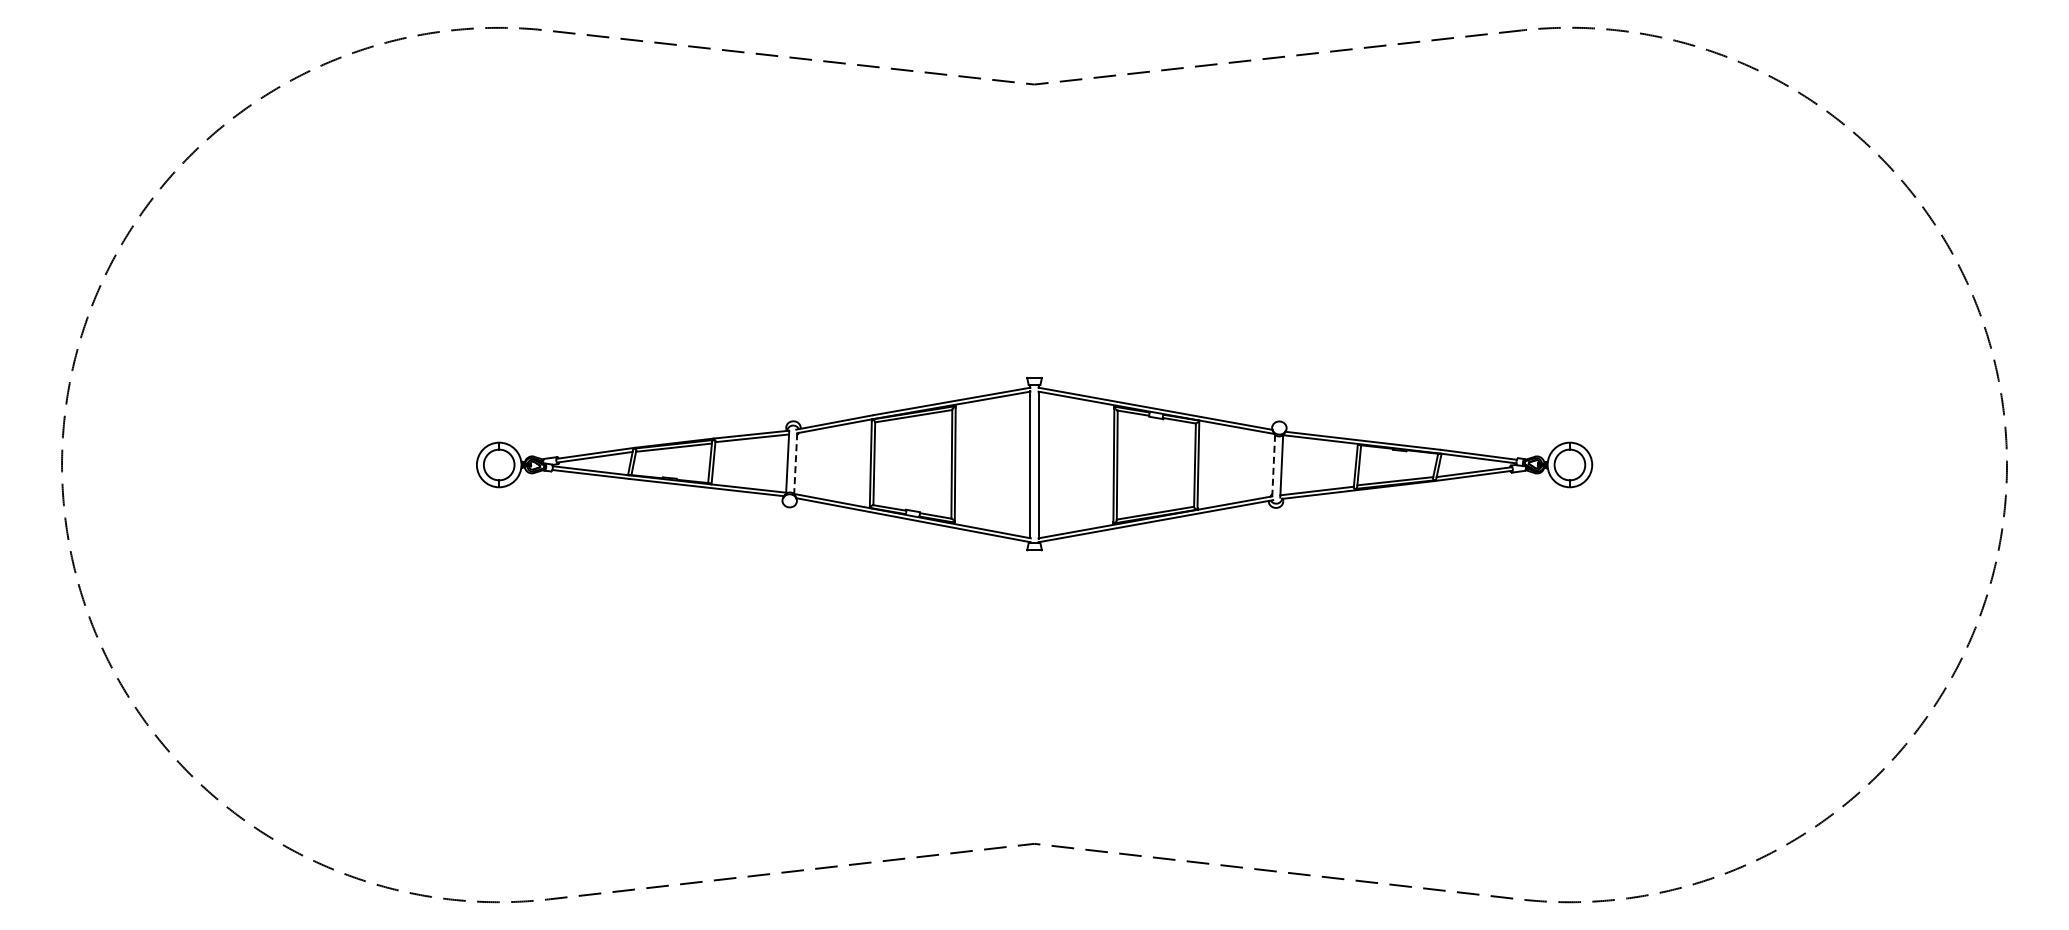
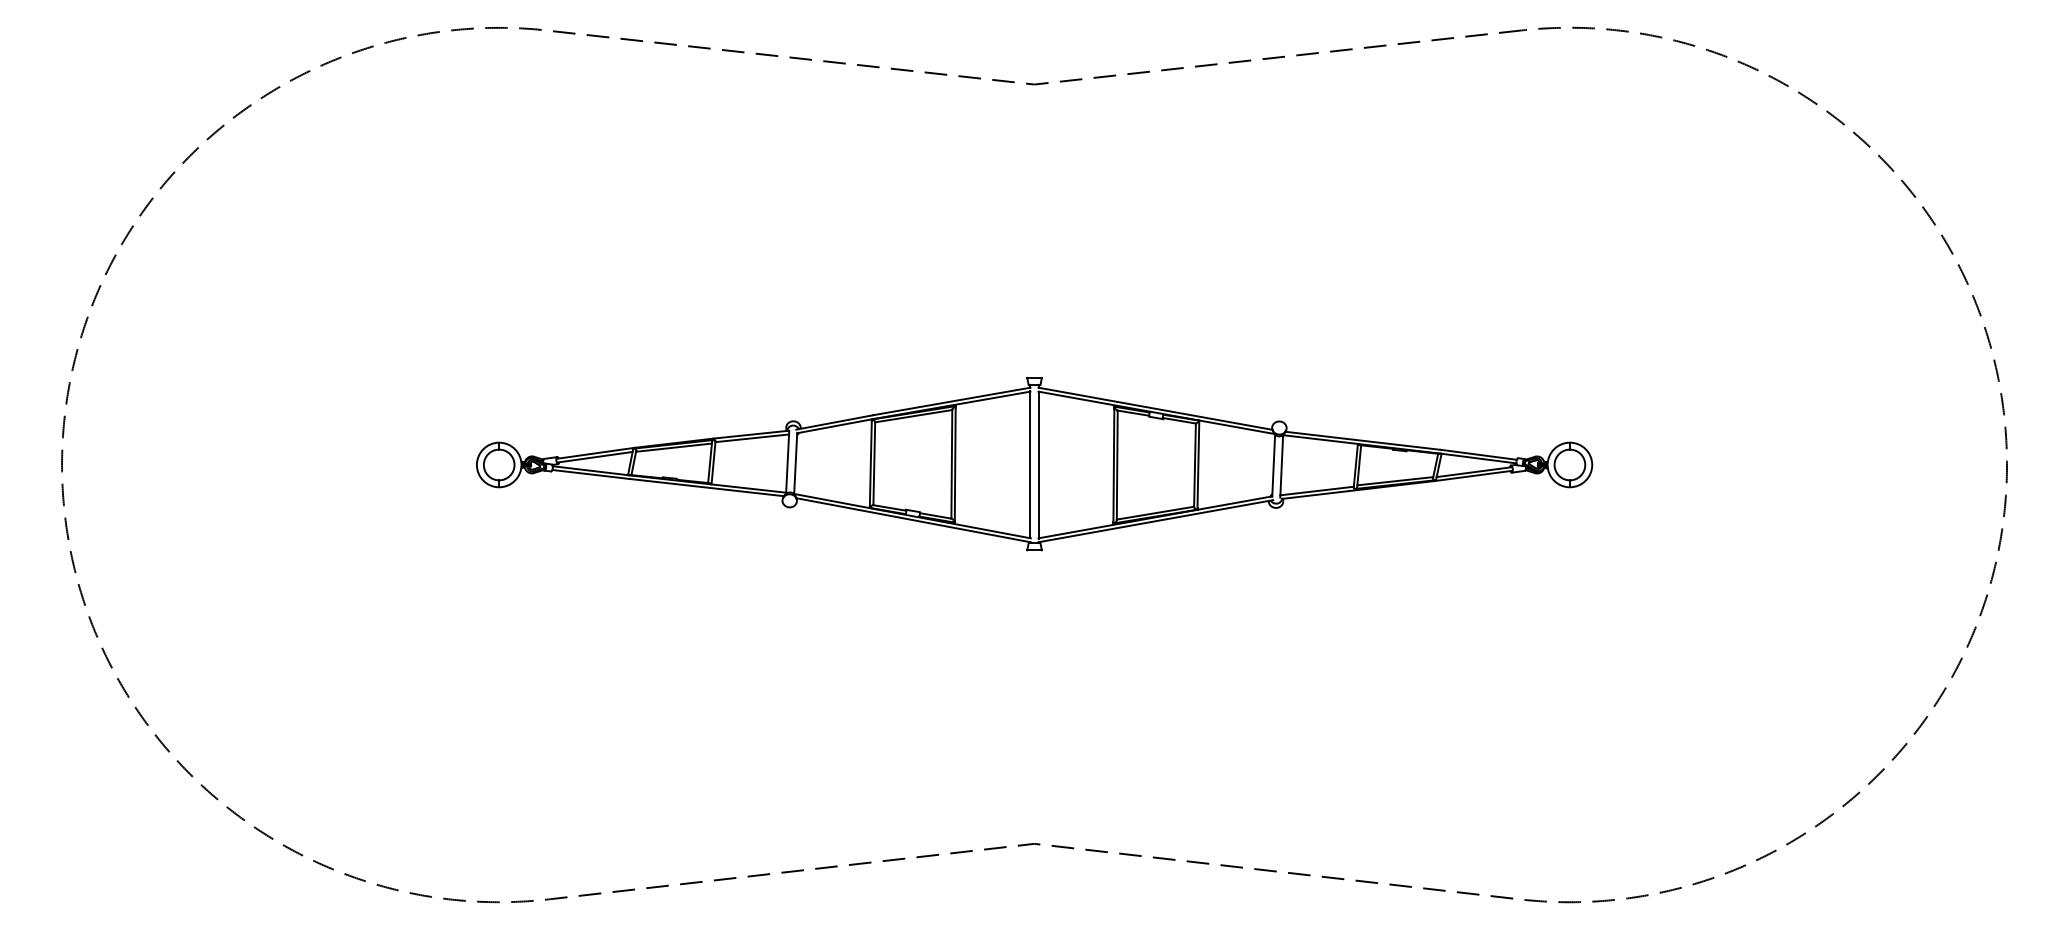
line: dashed -> solid (795, 464)
line: dashed -> solid (1273, 465)
